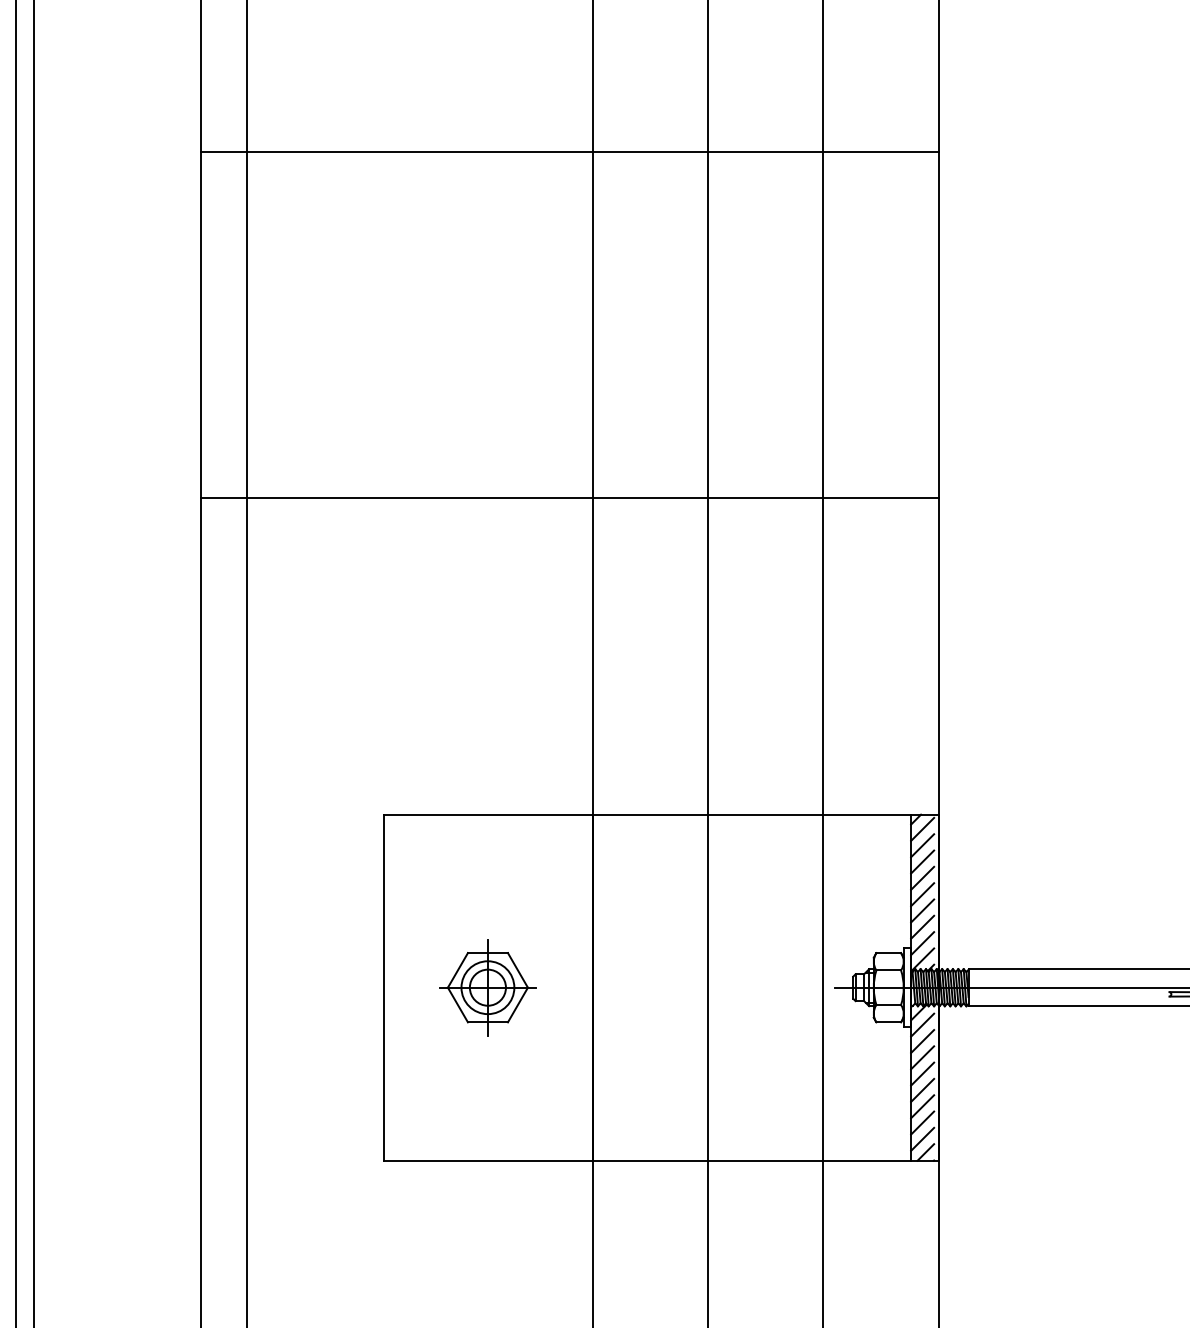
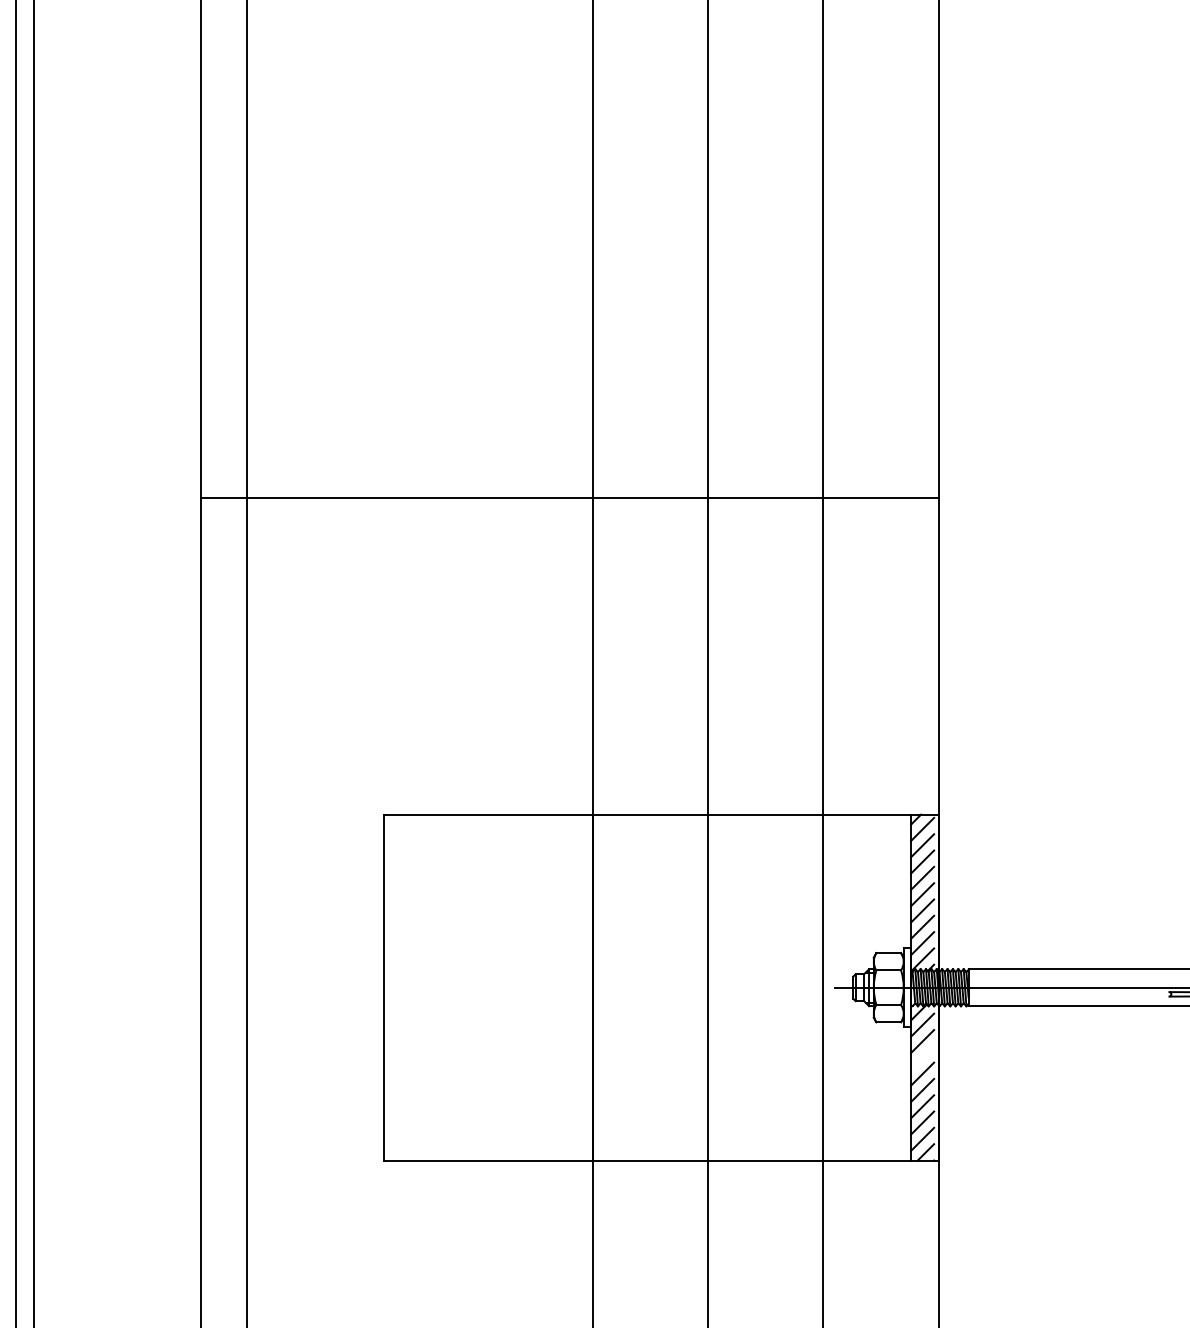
line: present -> none (569, 152)
part: present -> none (487, 987)
line: present -> none (922, 1057)
